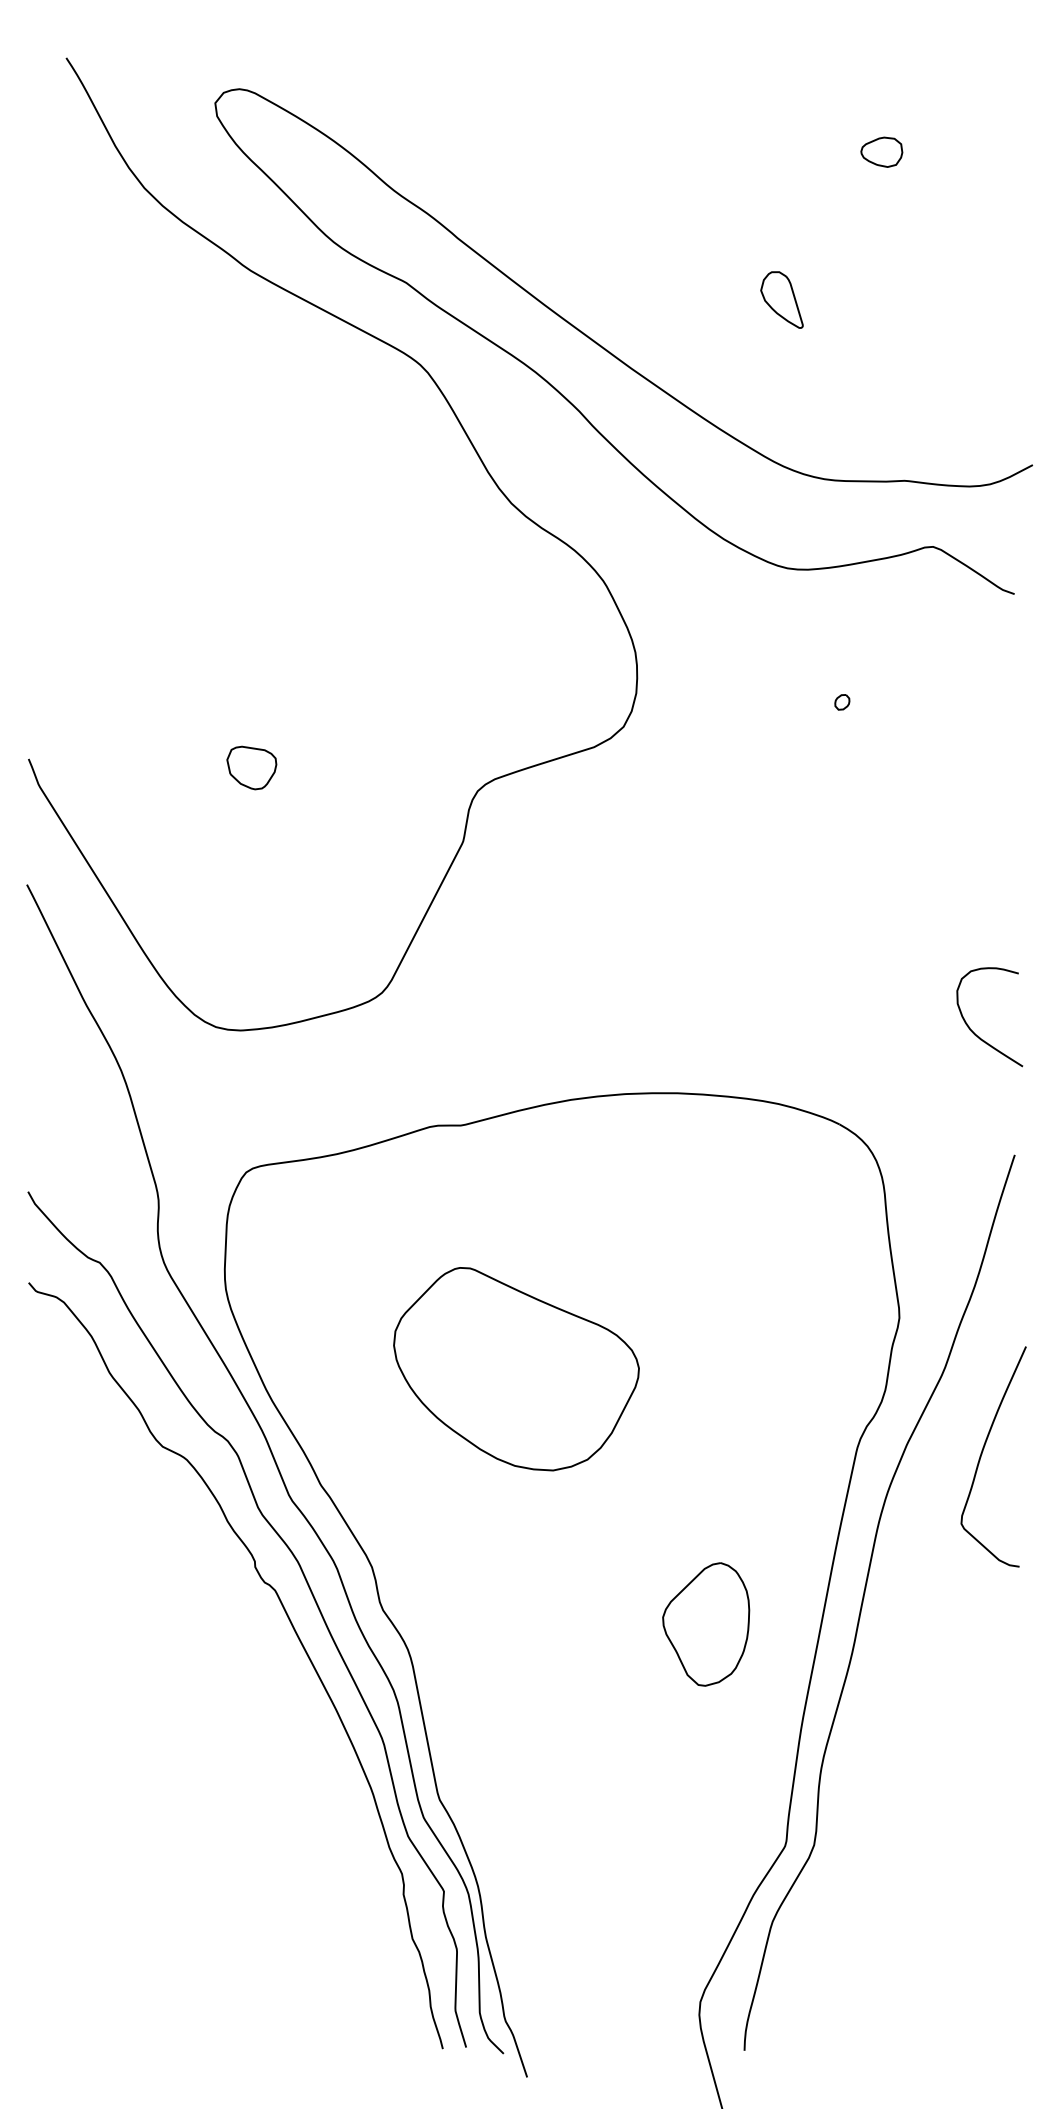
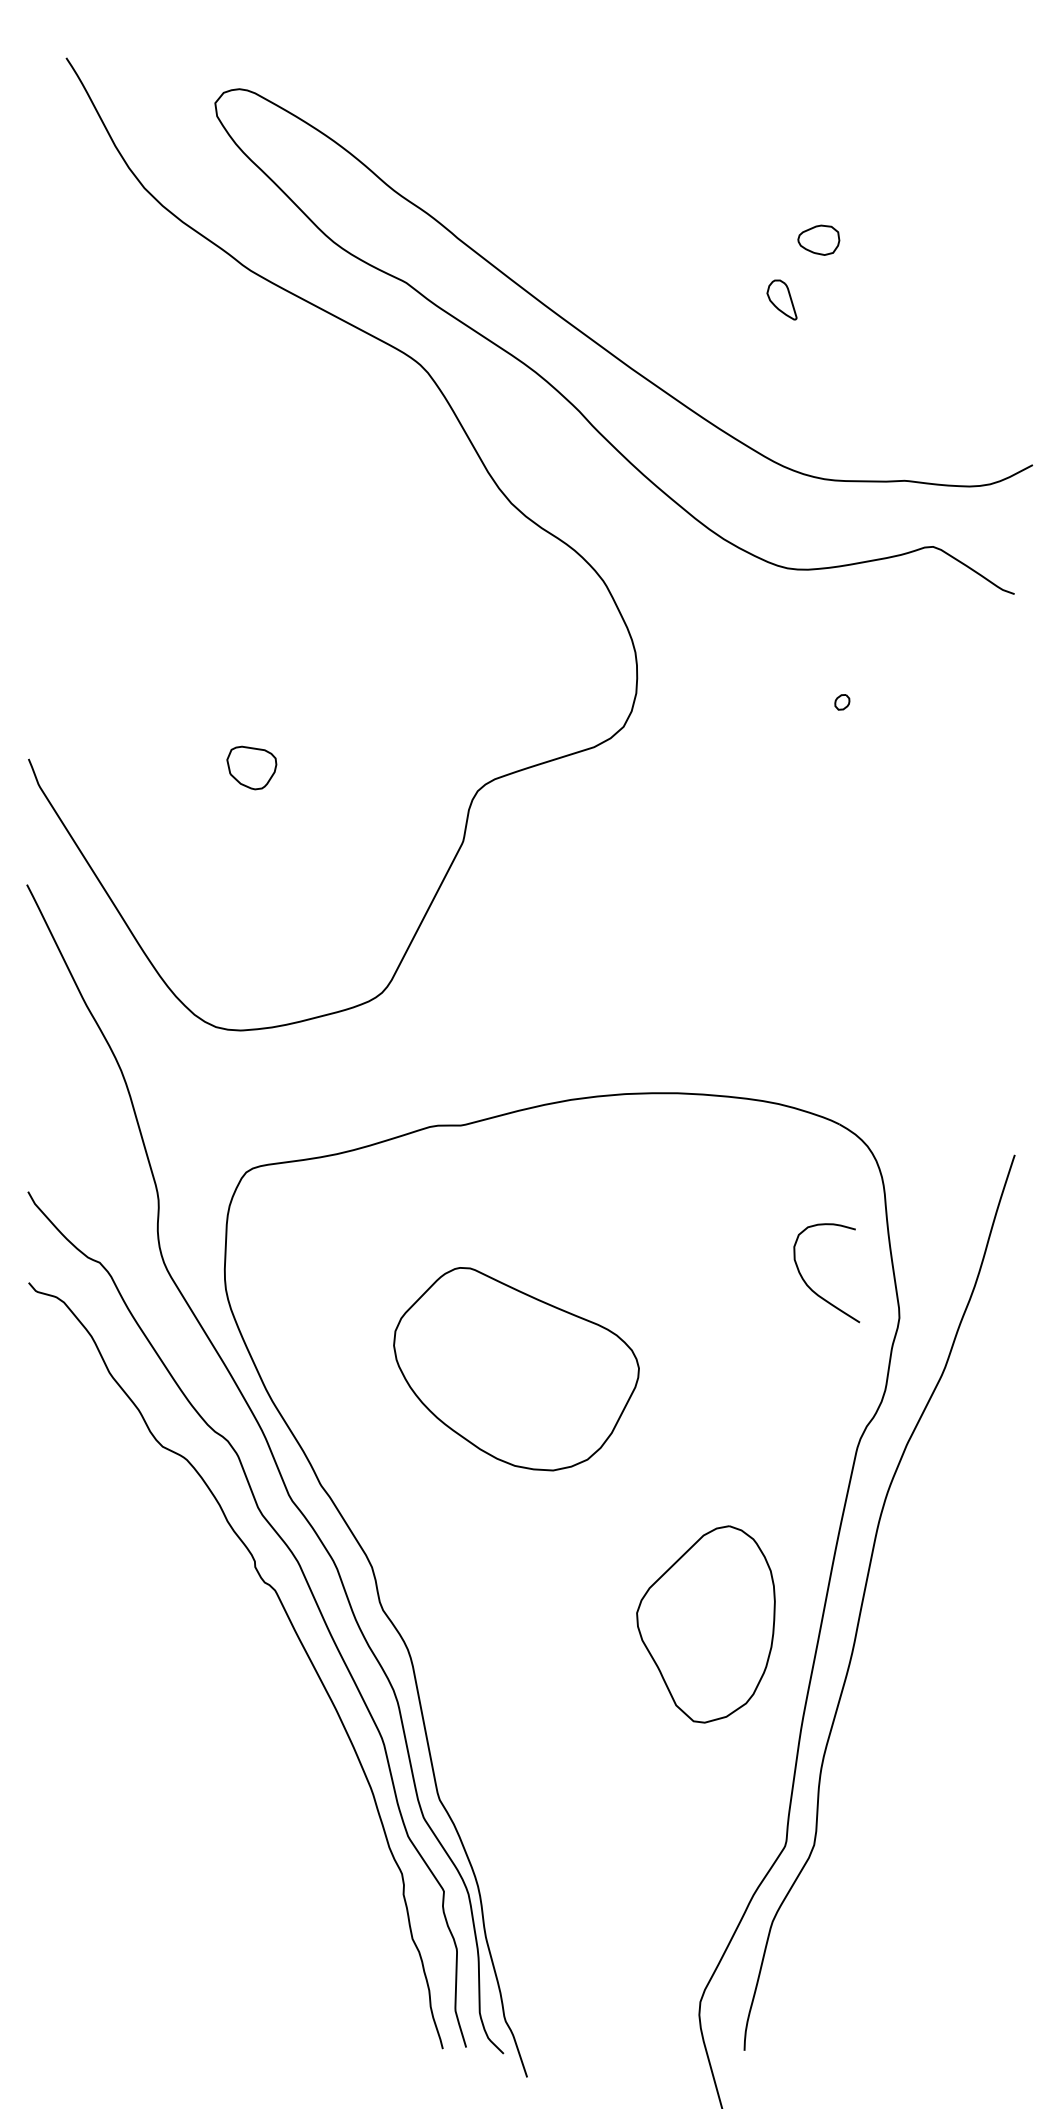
part position: (881, 151) -> (818, 239) (818, 239)
part size: 44x58 px -> 32x42 px (781, 299)
curve position: (974, 1032) -> (811, 1288) (811, 1288)
curve: present -> none (983, 1451)
part size: 89x125 px -> 140x199 px (705, 1624)
